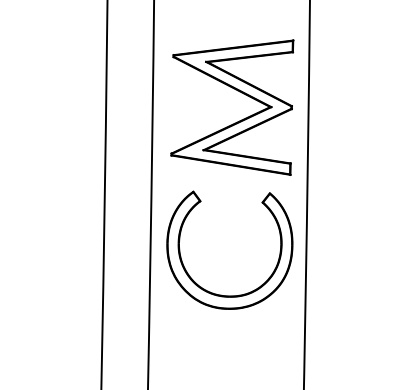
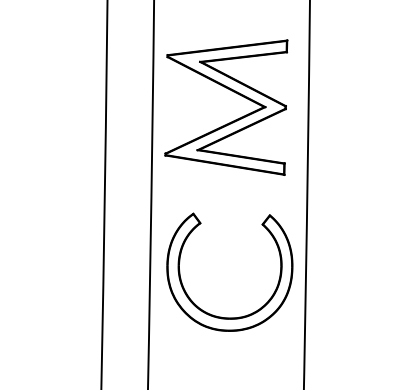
part position: (239, 120) -> (233, 120) (233, 120)
part position: (221, 294) -> (221, 316) (221, 316)
